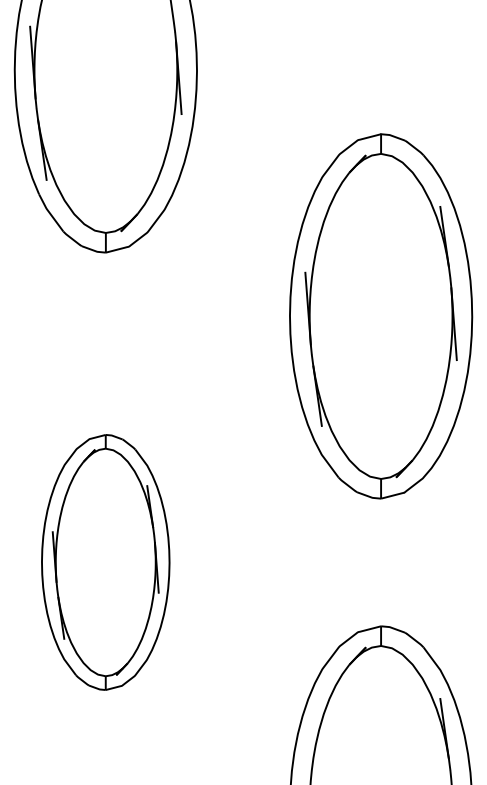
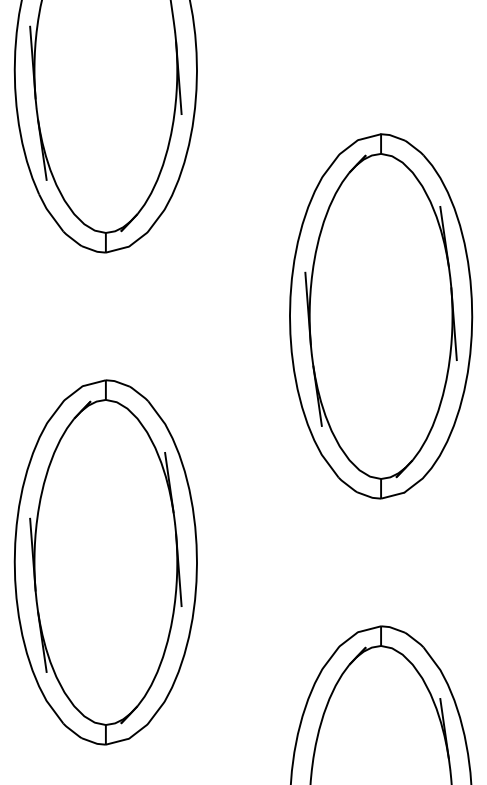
part size: 130x257 px -> 185x367 px (105, 562)
